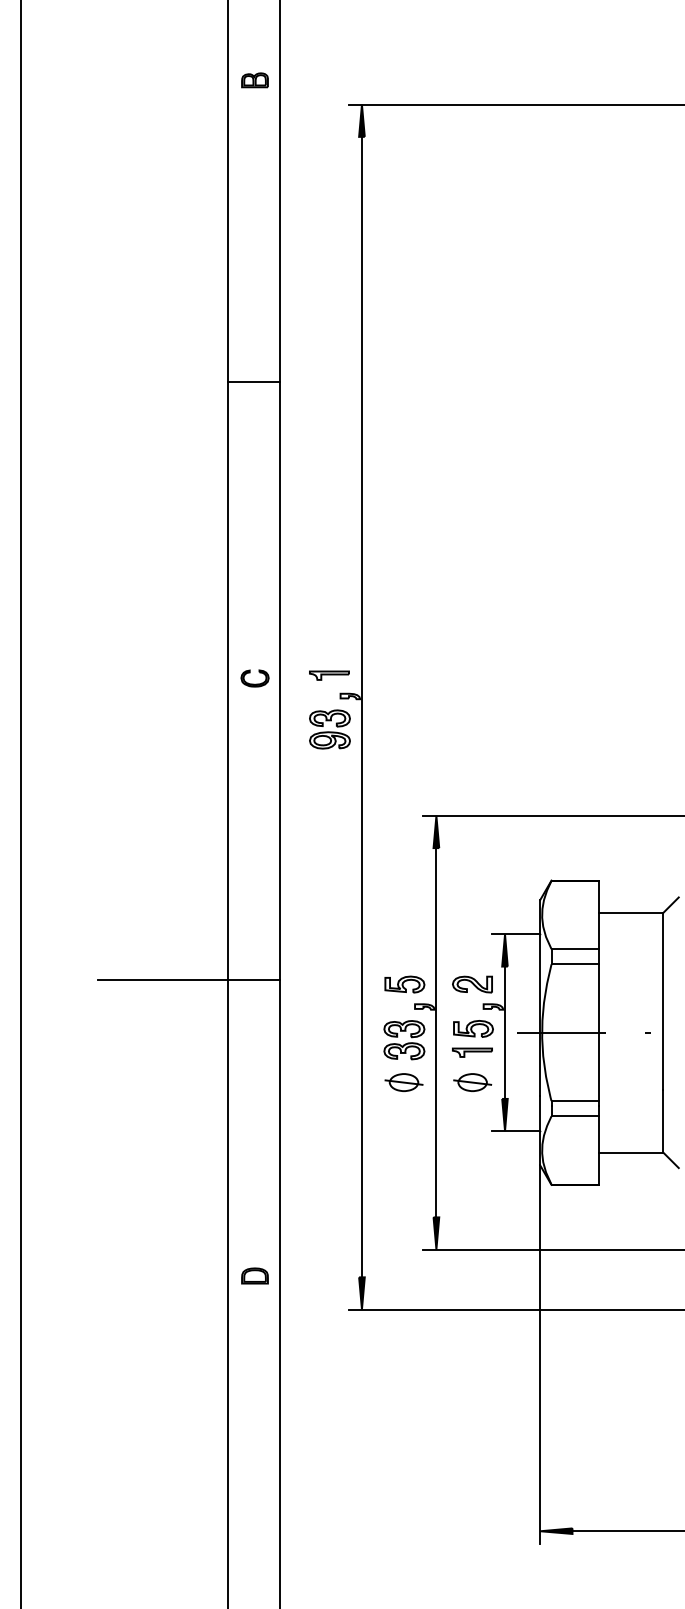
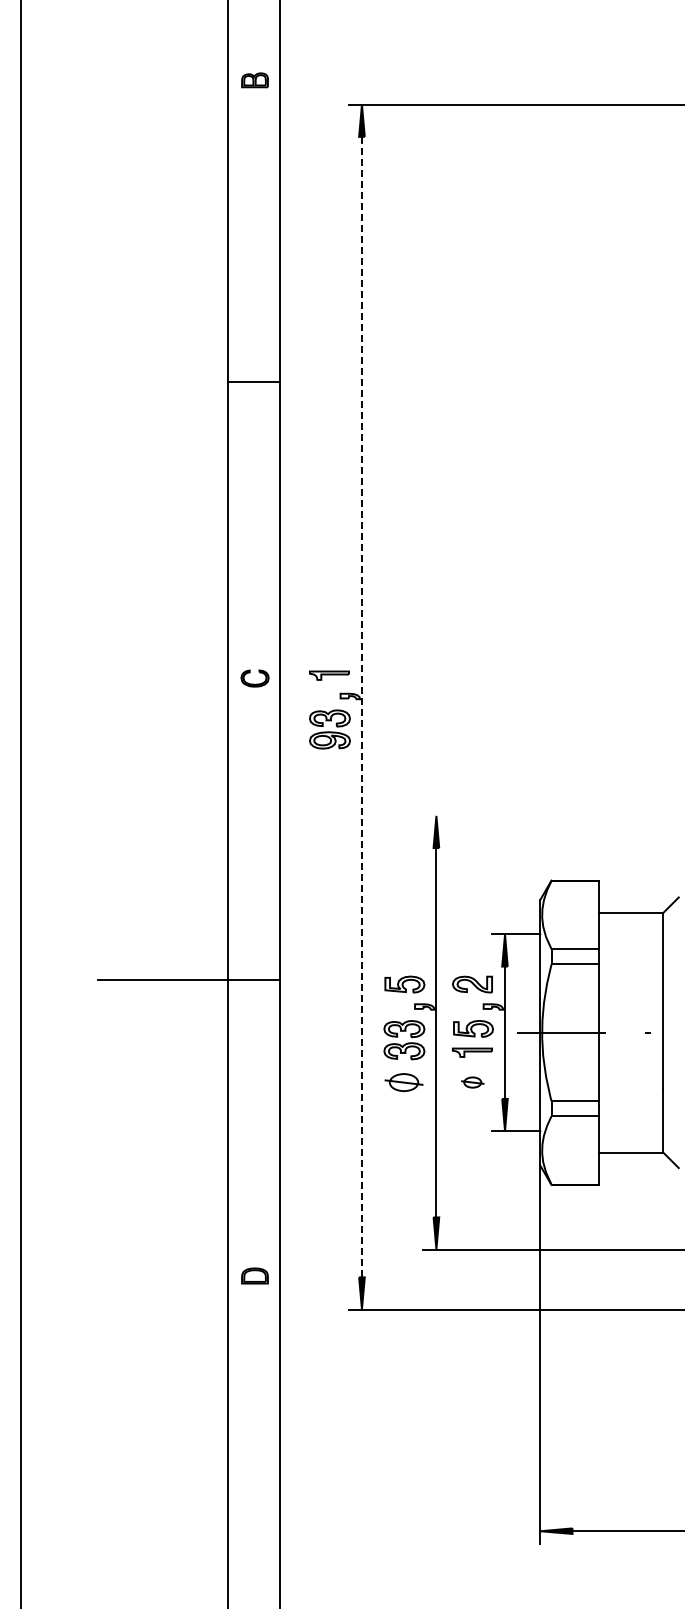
line: solid -> dashed (361, 706)
line: present -> none (552, 815)
part size: 40x19 px -> 24x13 px (472, 1082)
